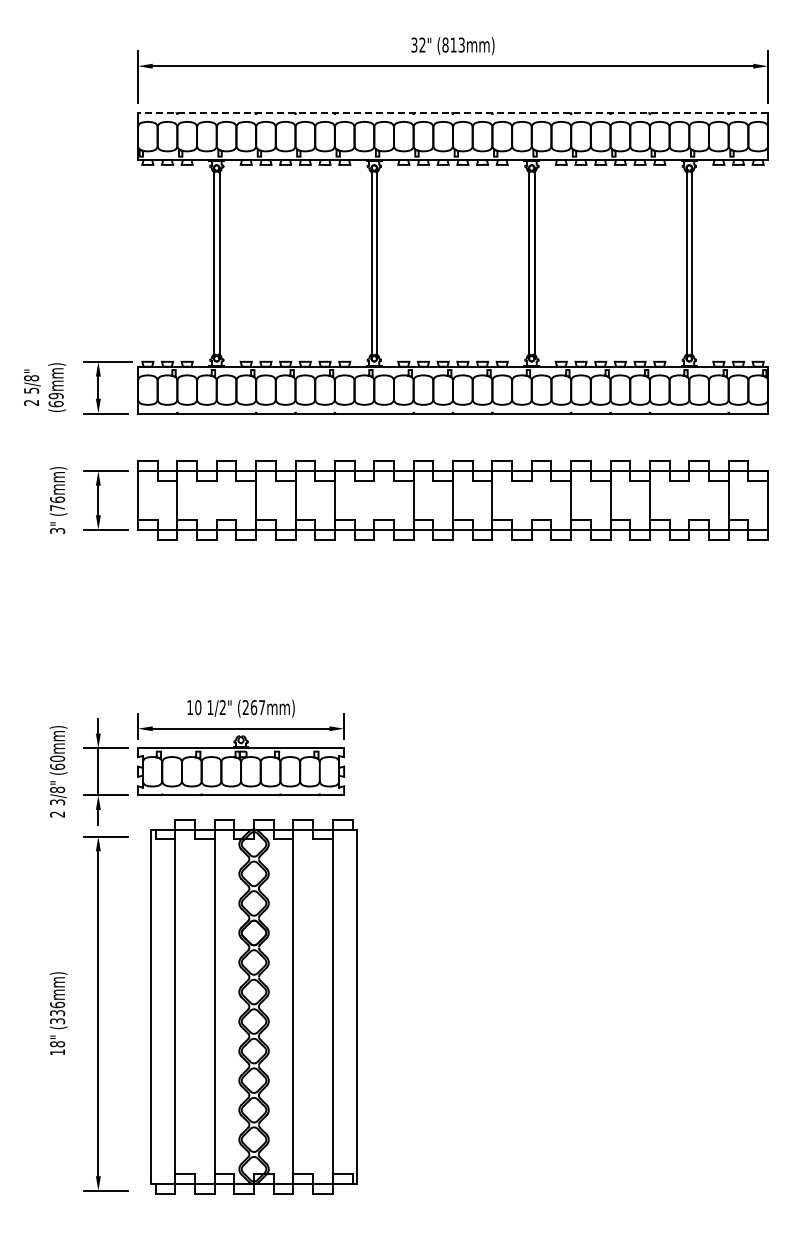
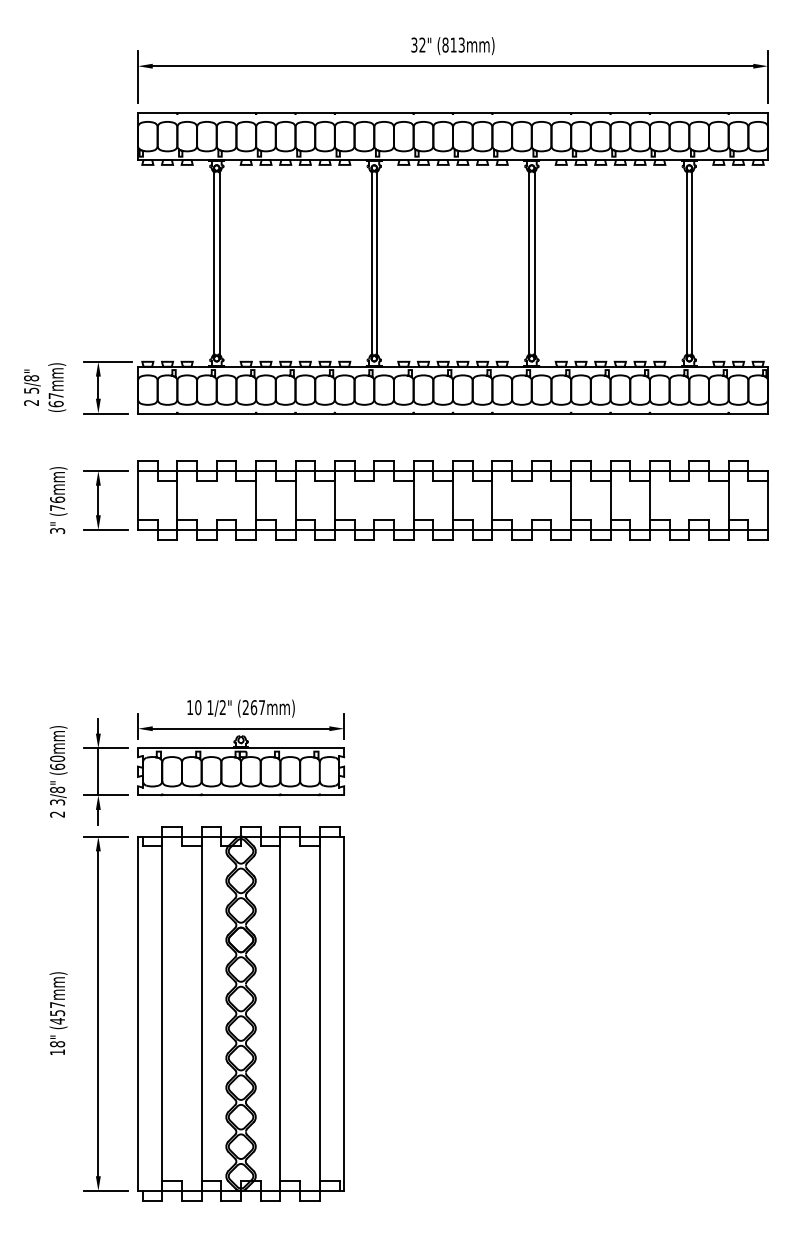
line: dashed -> solid (452, 113)
text: (69mm) -> (67mm) (55, 395)
part position: (253, 1006) -> (240, 1013) (240, 1013)
text: (336mm) -> (457mm) (57, 1012)
